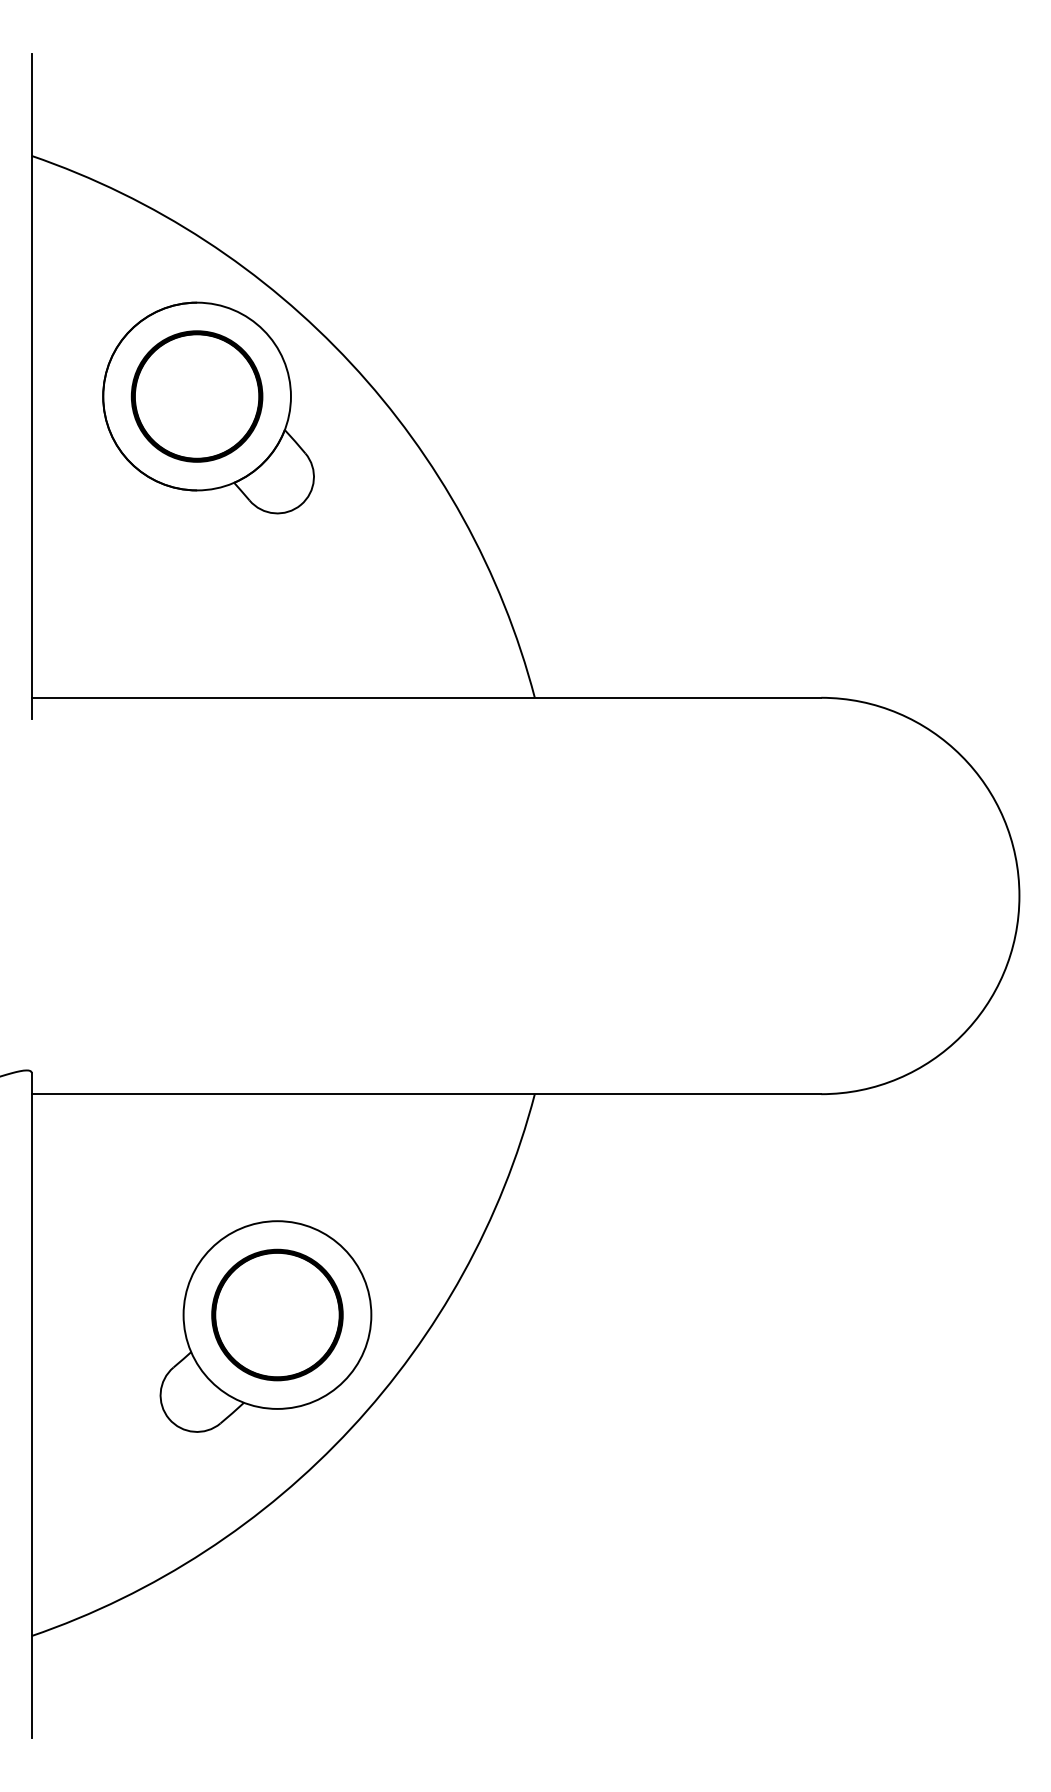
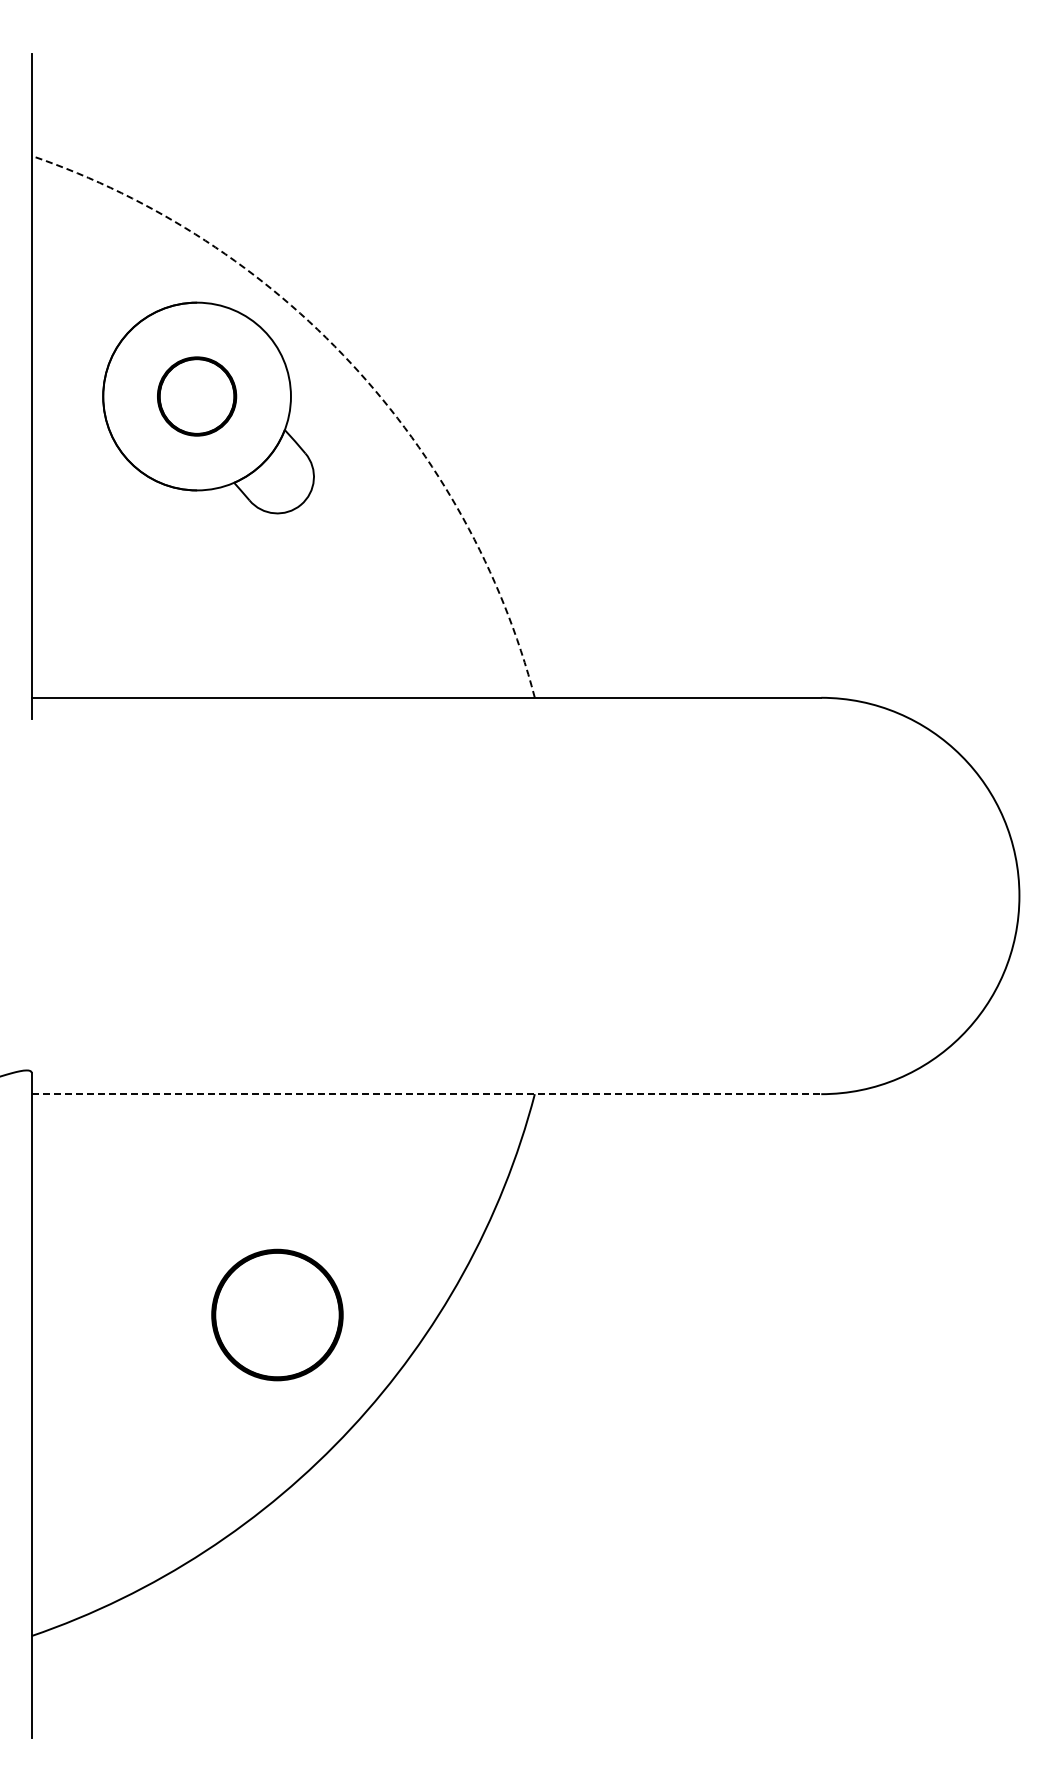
arc: solid -> dashed (351, 363)
part size: 134x133 px -> 81x81 px (197, 396)
line: solid -> dashed (426, 1094)
part: present -> none (265, 1326)
